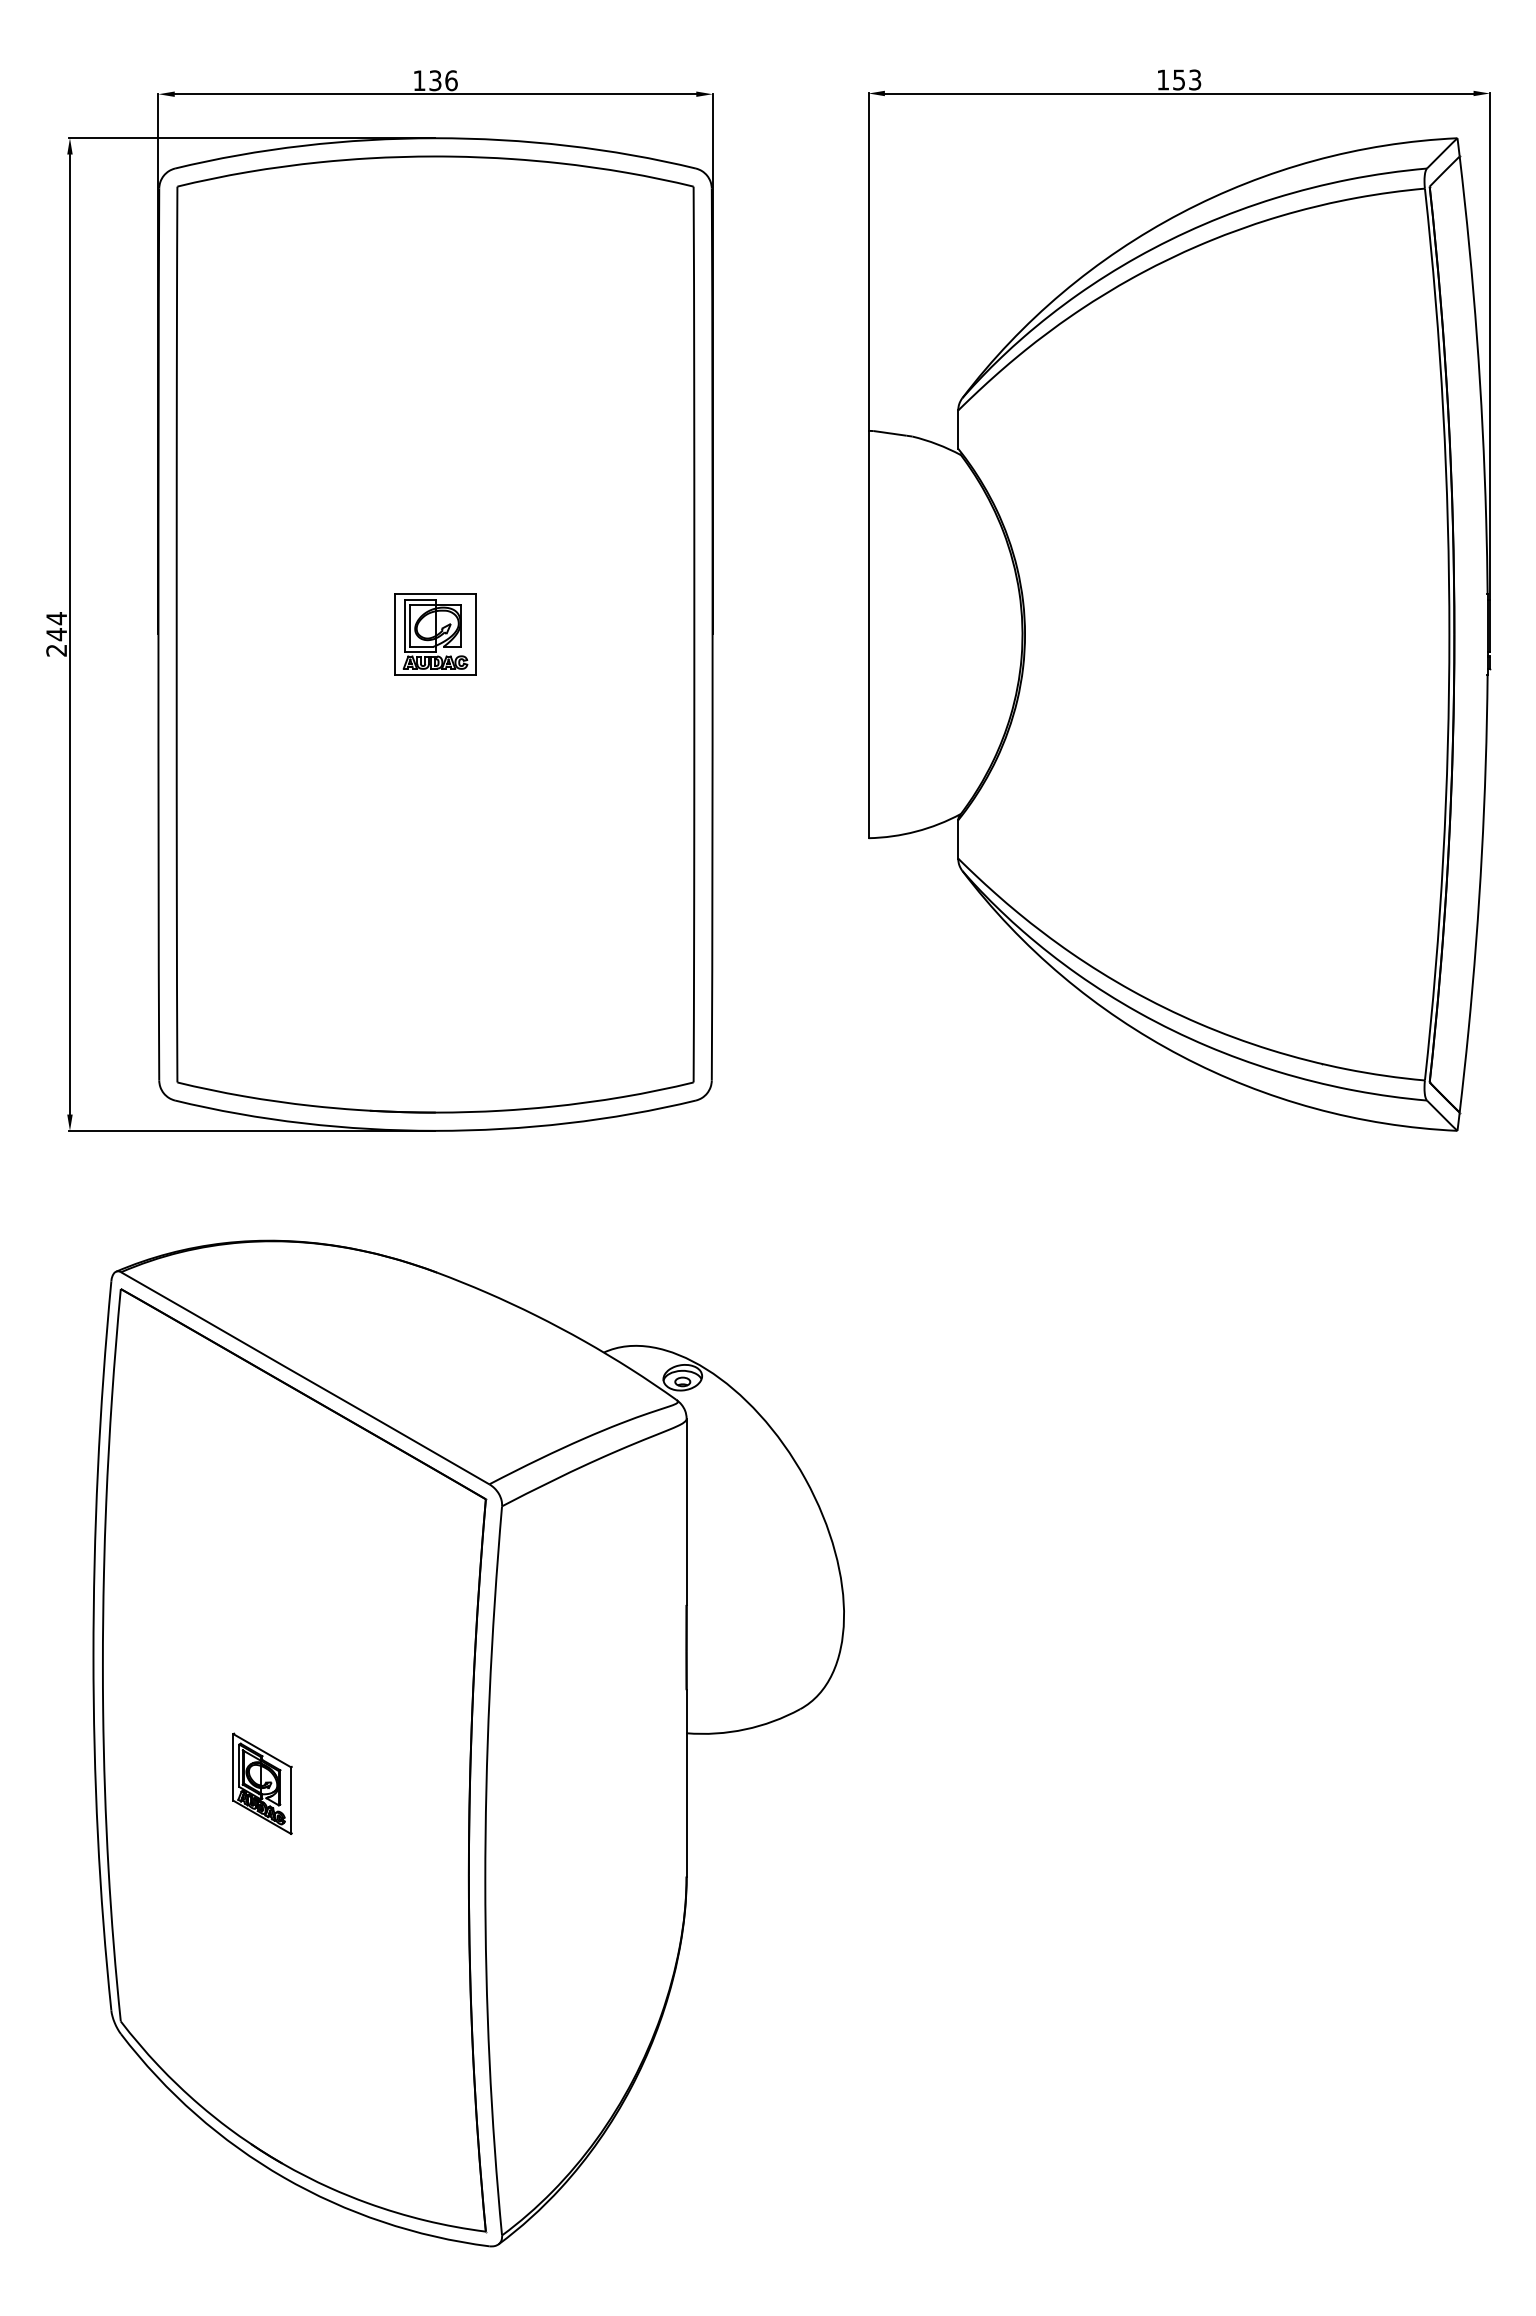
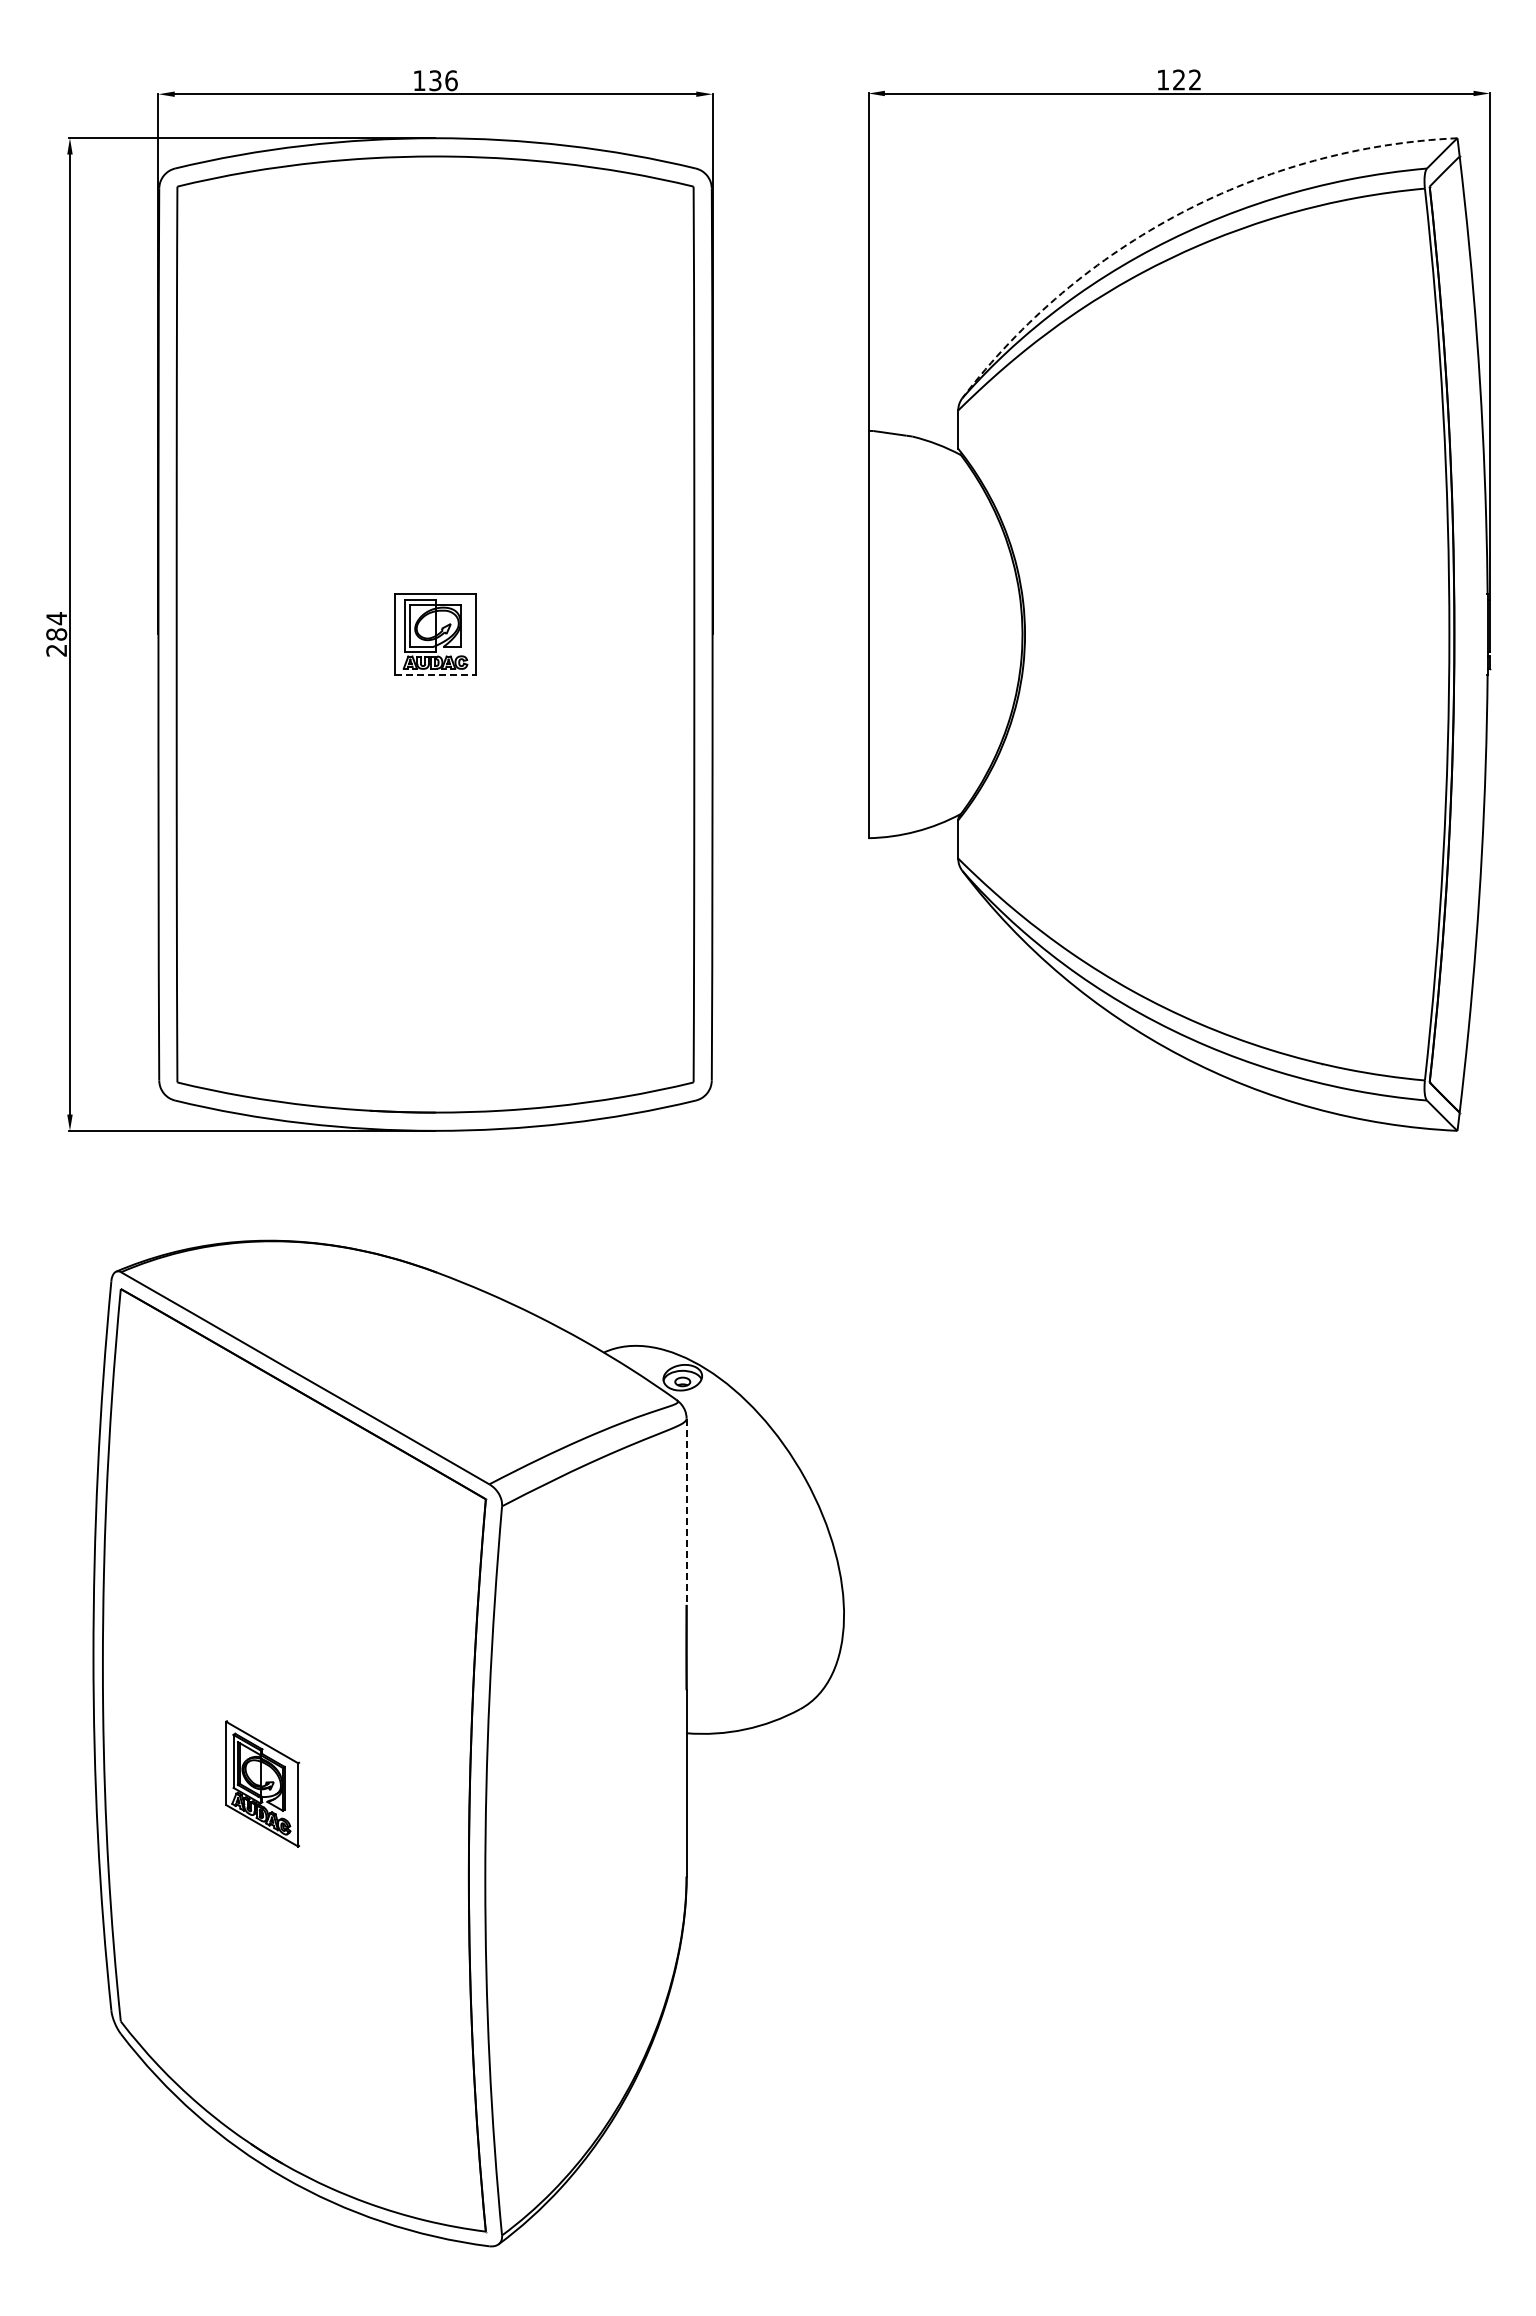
text: 153 -> 122 (1187, 79)
arc: solid -> dashed (1181, 213)
text: 244 -> 284 (56, 634)
line: solid -> dashed (435, 675)
line: solid -> dashed (686, 1512)
part size: 61x103 px -> 76x128 px (262, 1783)
